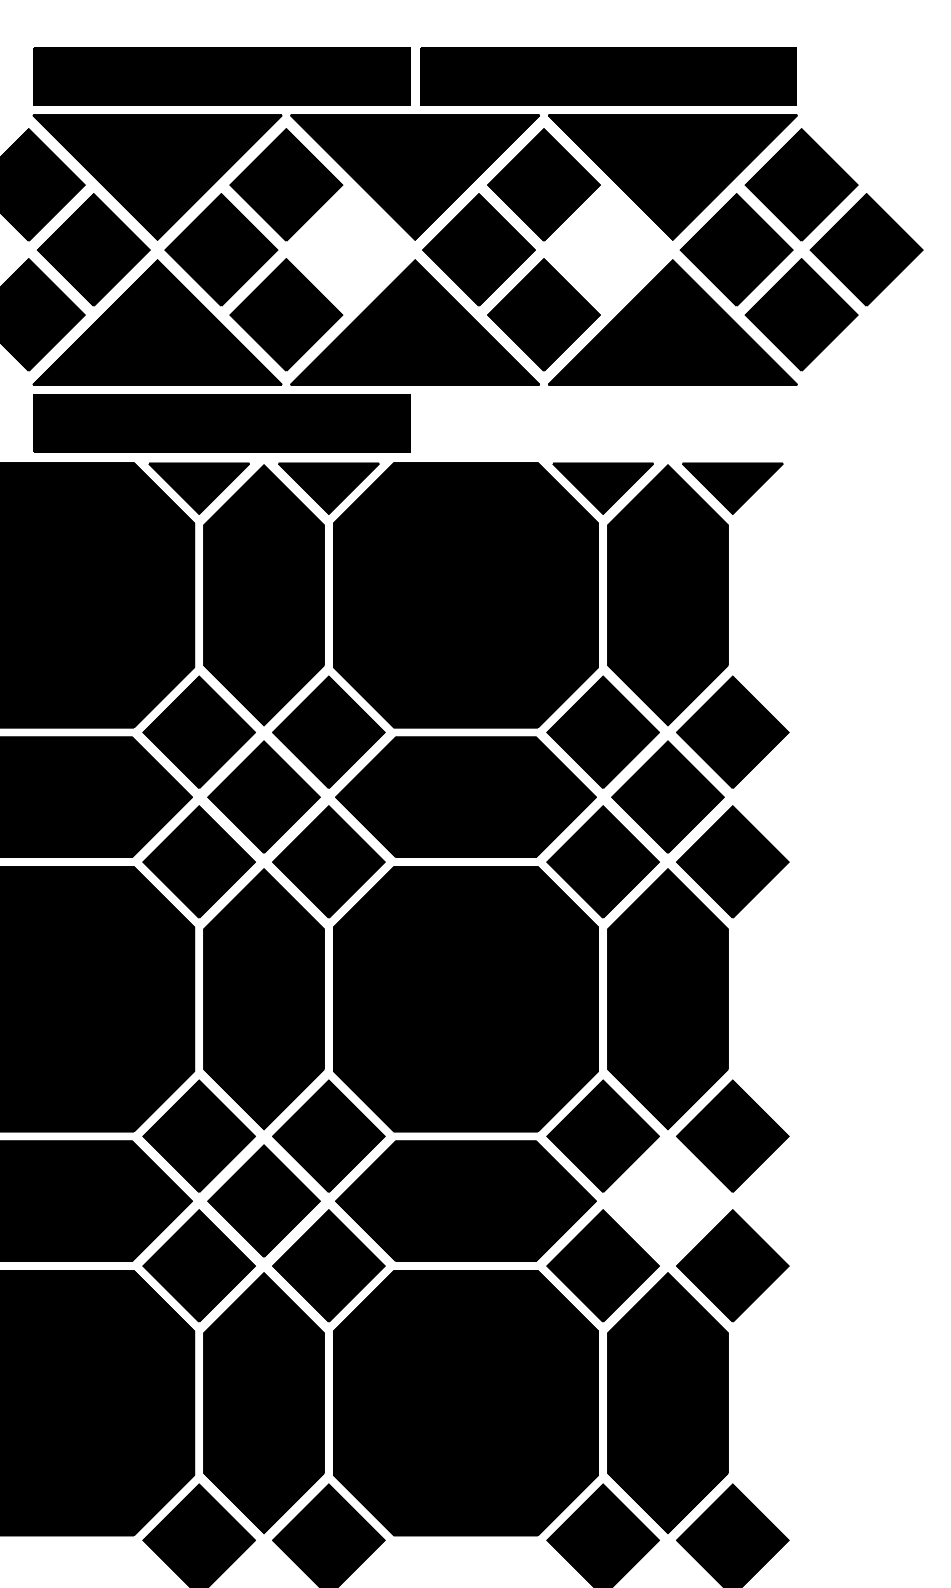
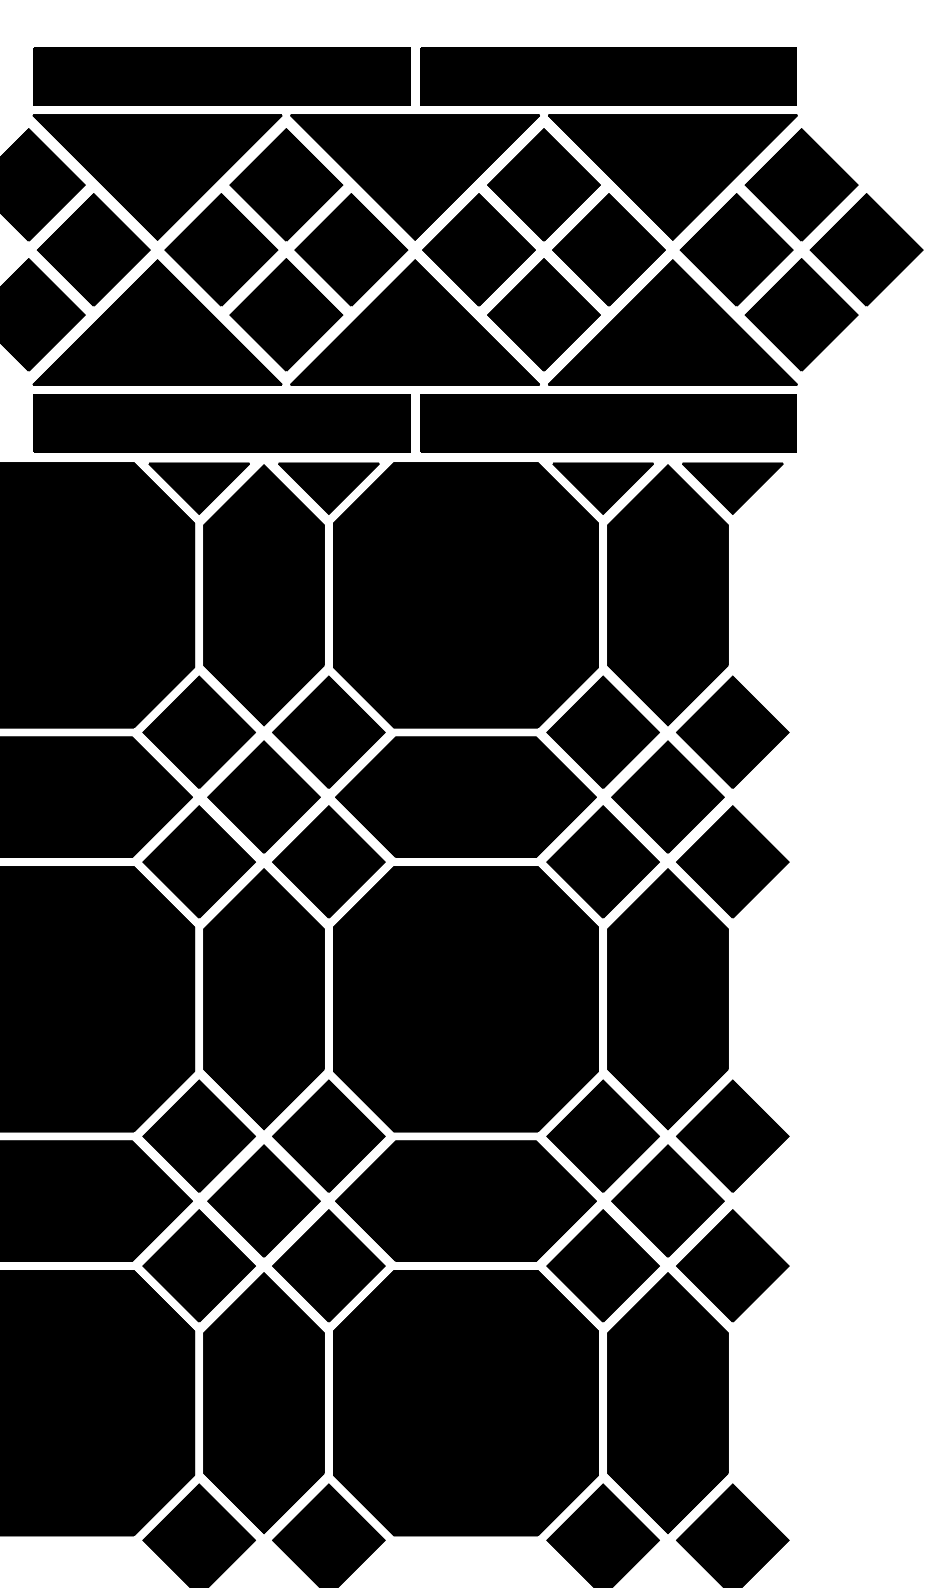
part: none -> present (351, 249)
part: none -> present (608, 249)
part: none -> present (608, 423)
part: none -> present (667, 1200)
